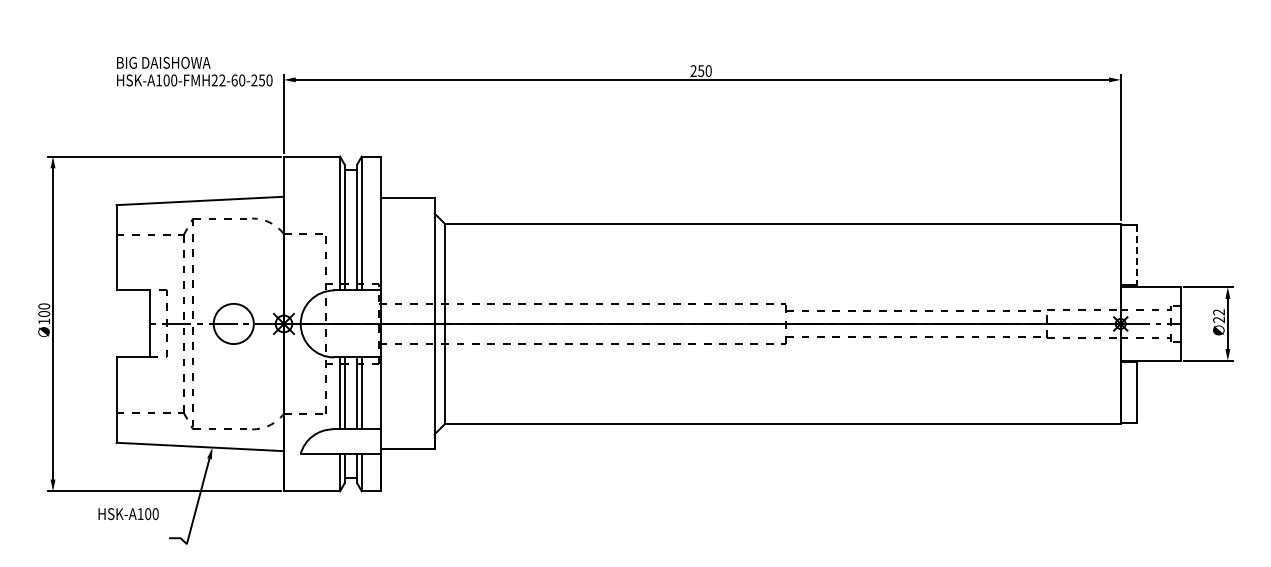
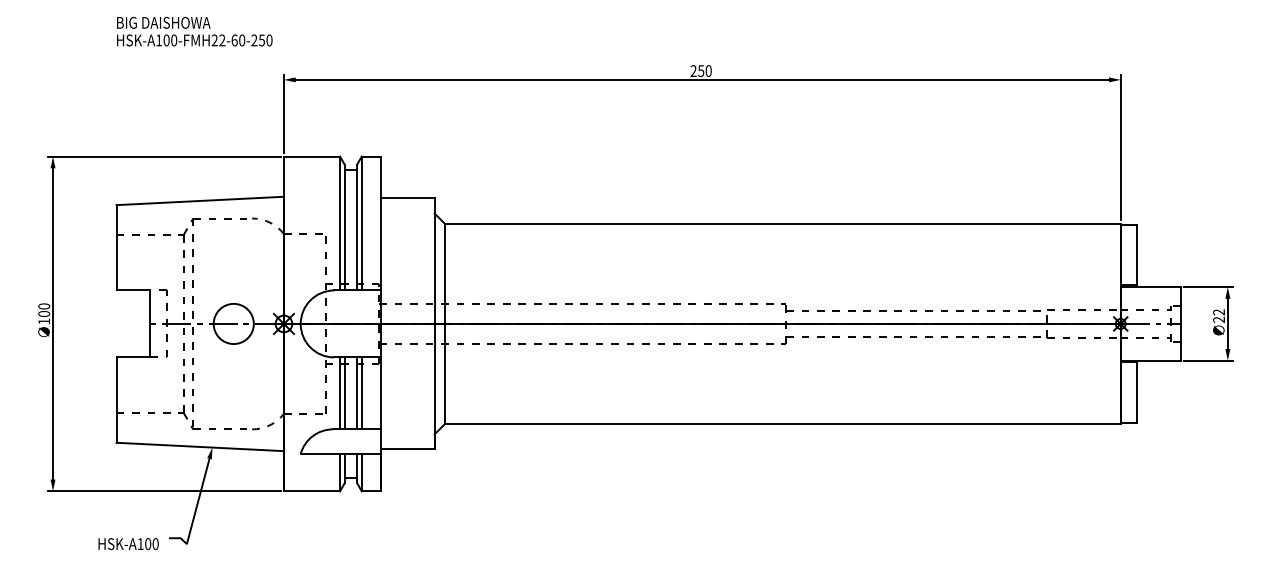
text position: (194, 71) -> (194, 31) (194, 31)
line: dashed -> solid (1137, 255)
text position: (128, 514) -> (128, 544) (128, 544)
